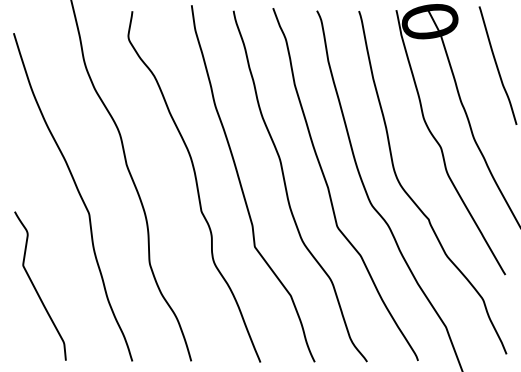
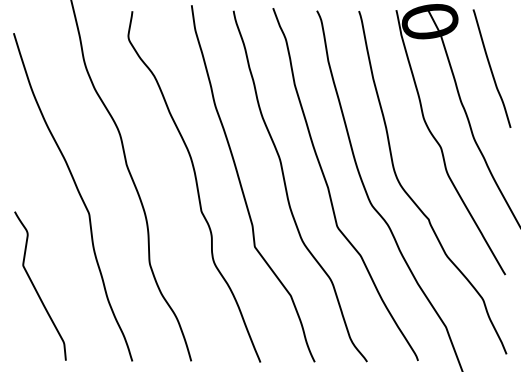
curve position: (497, 65) -> (491, 68) (491, 68)
